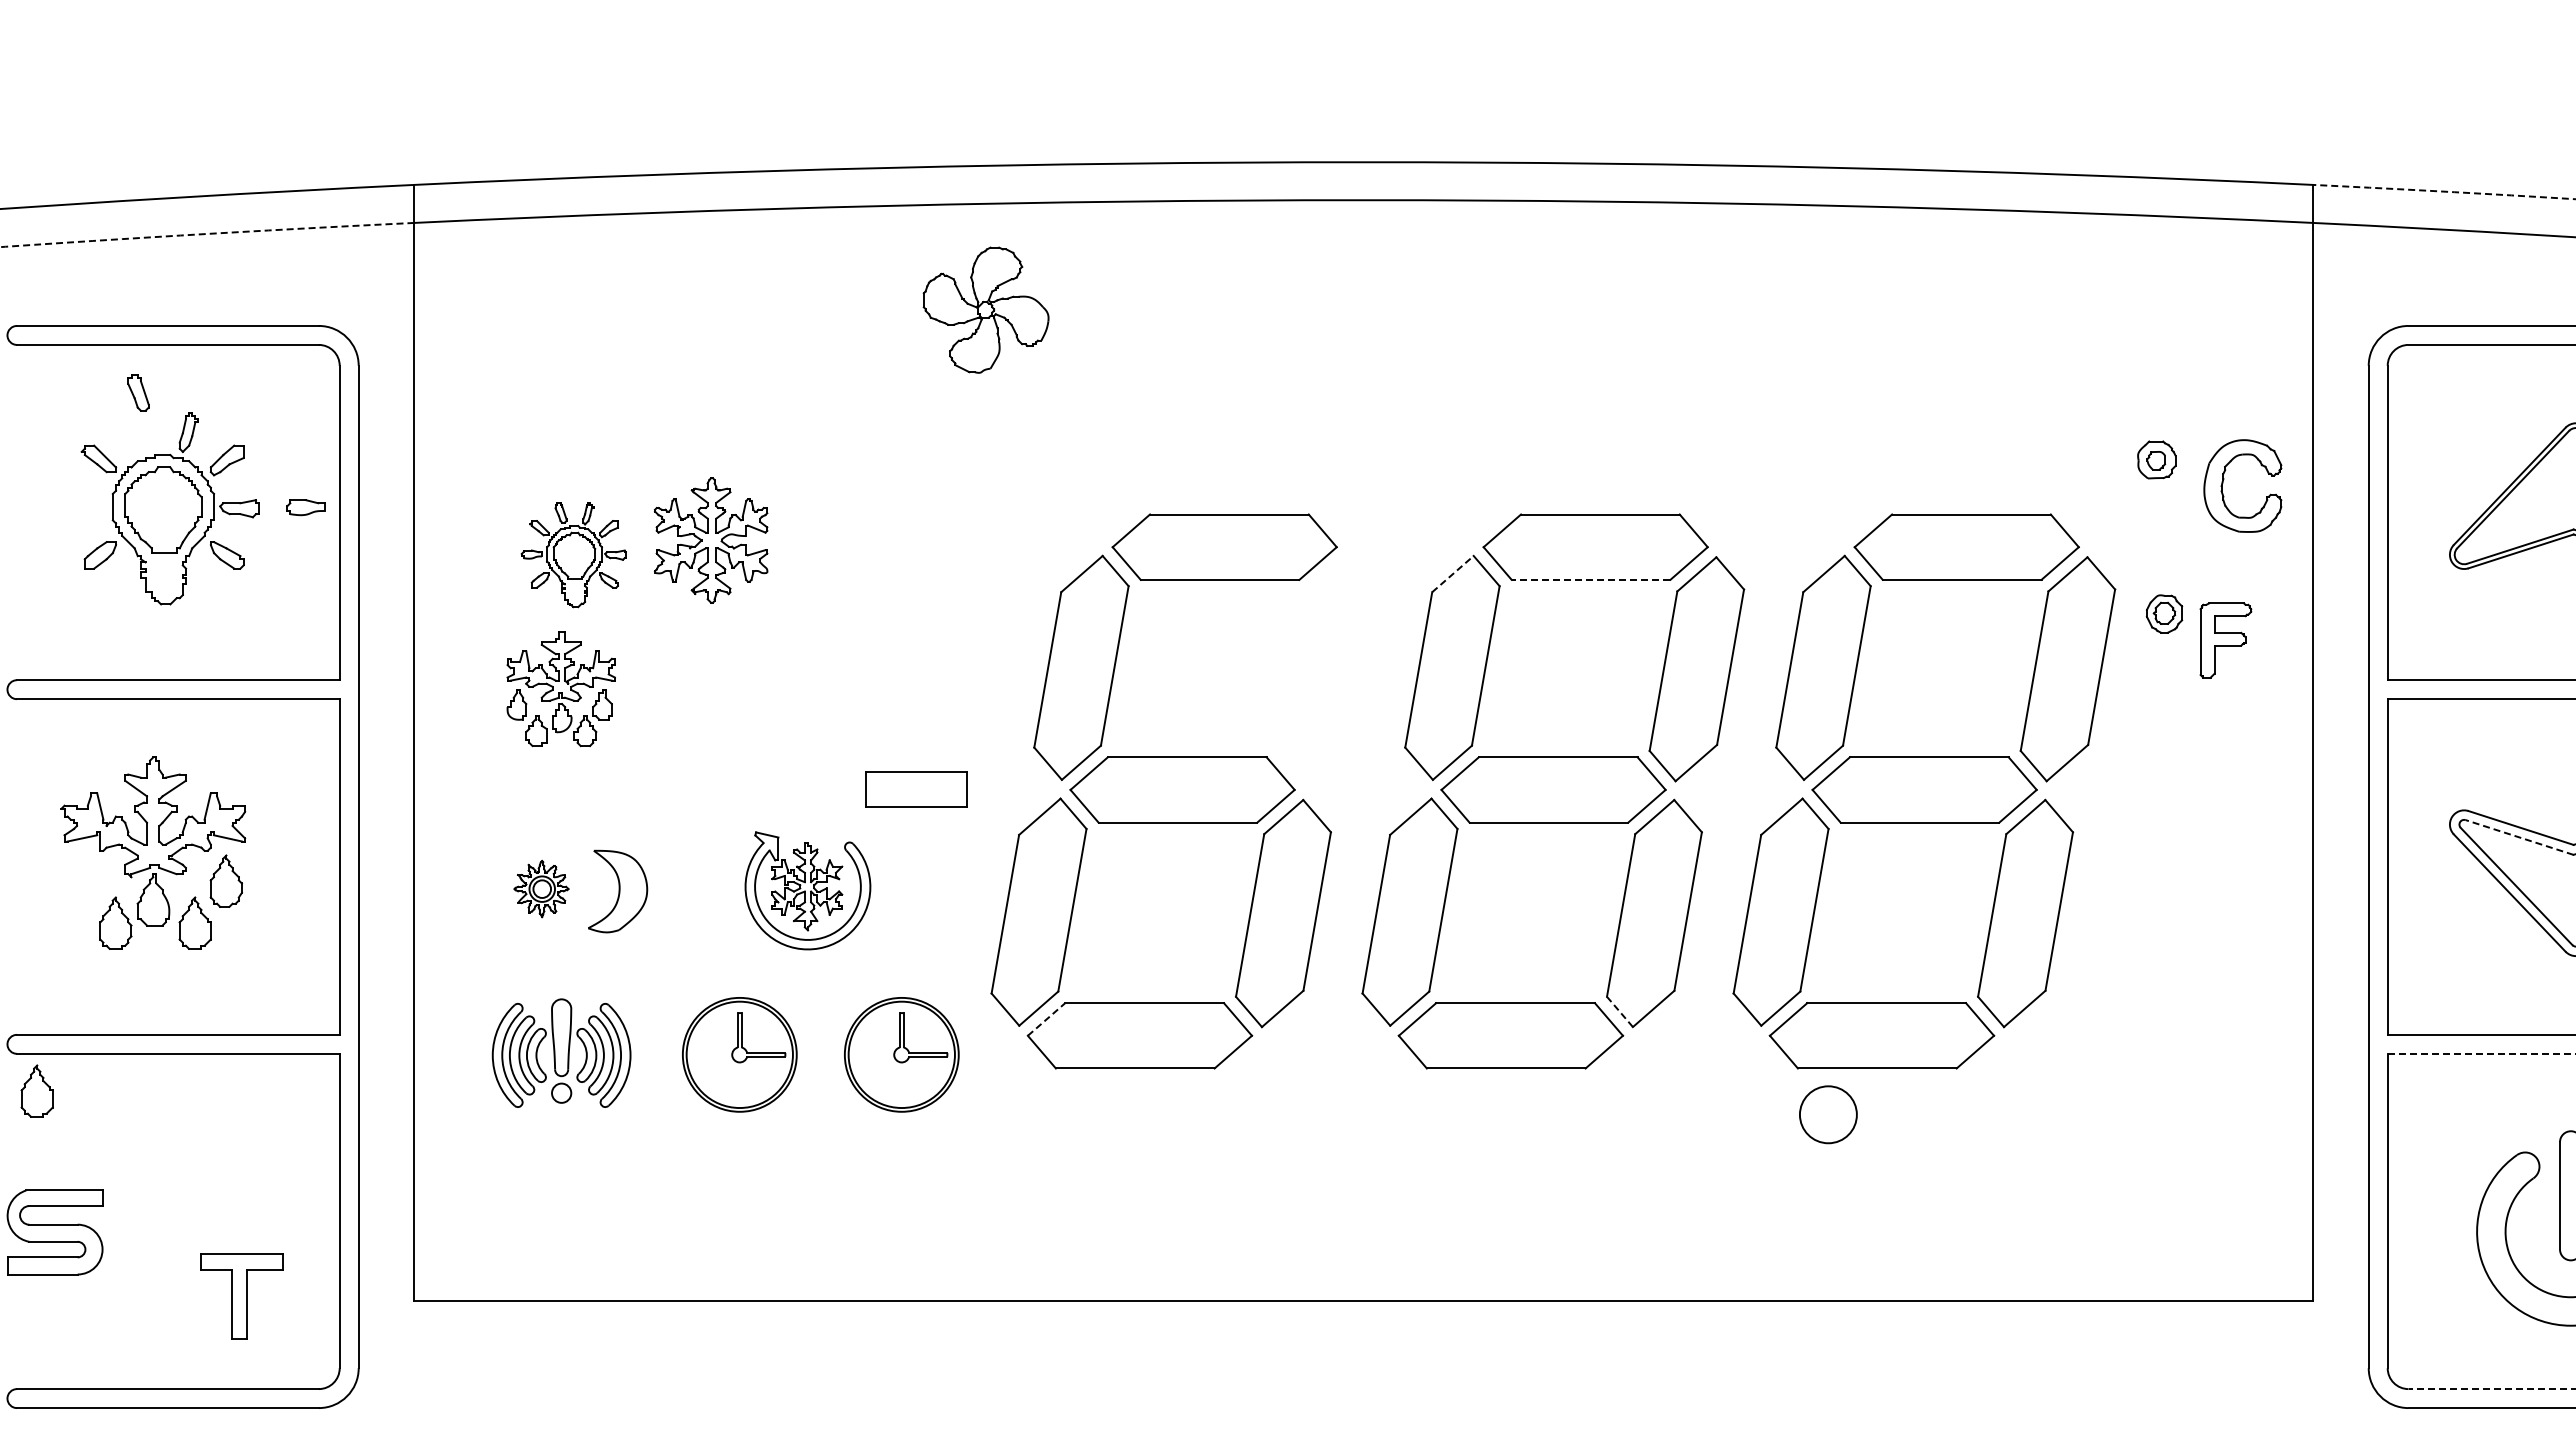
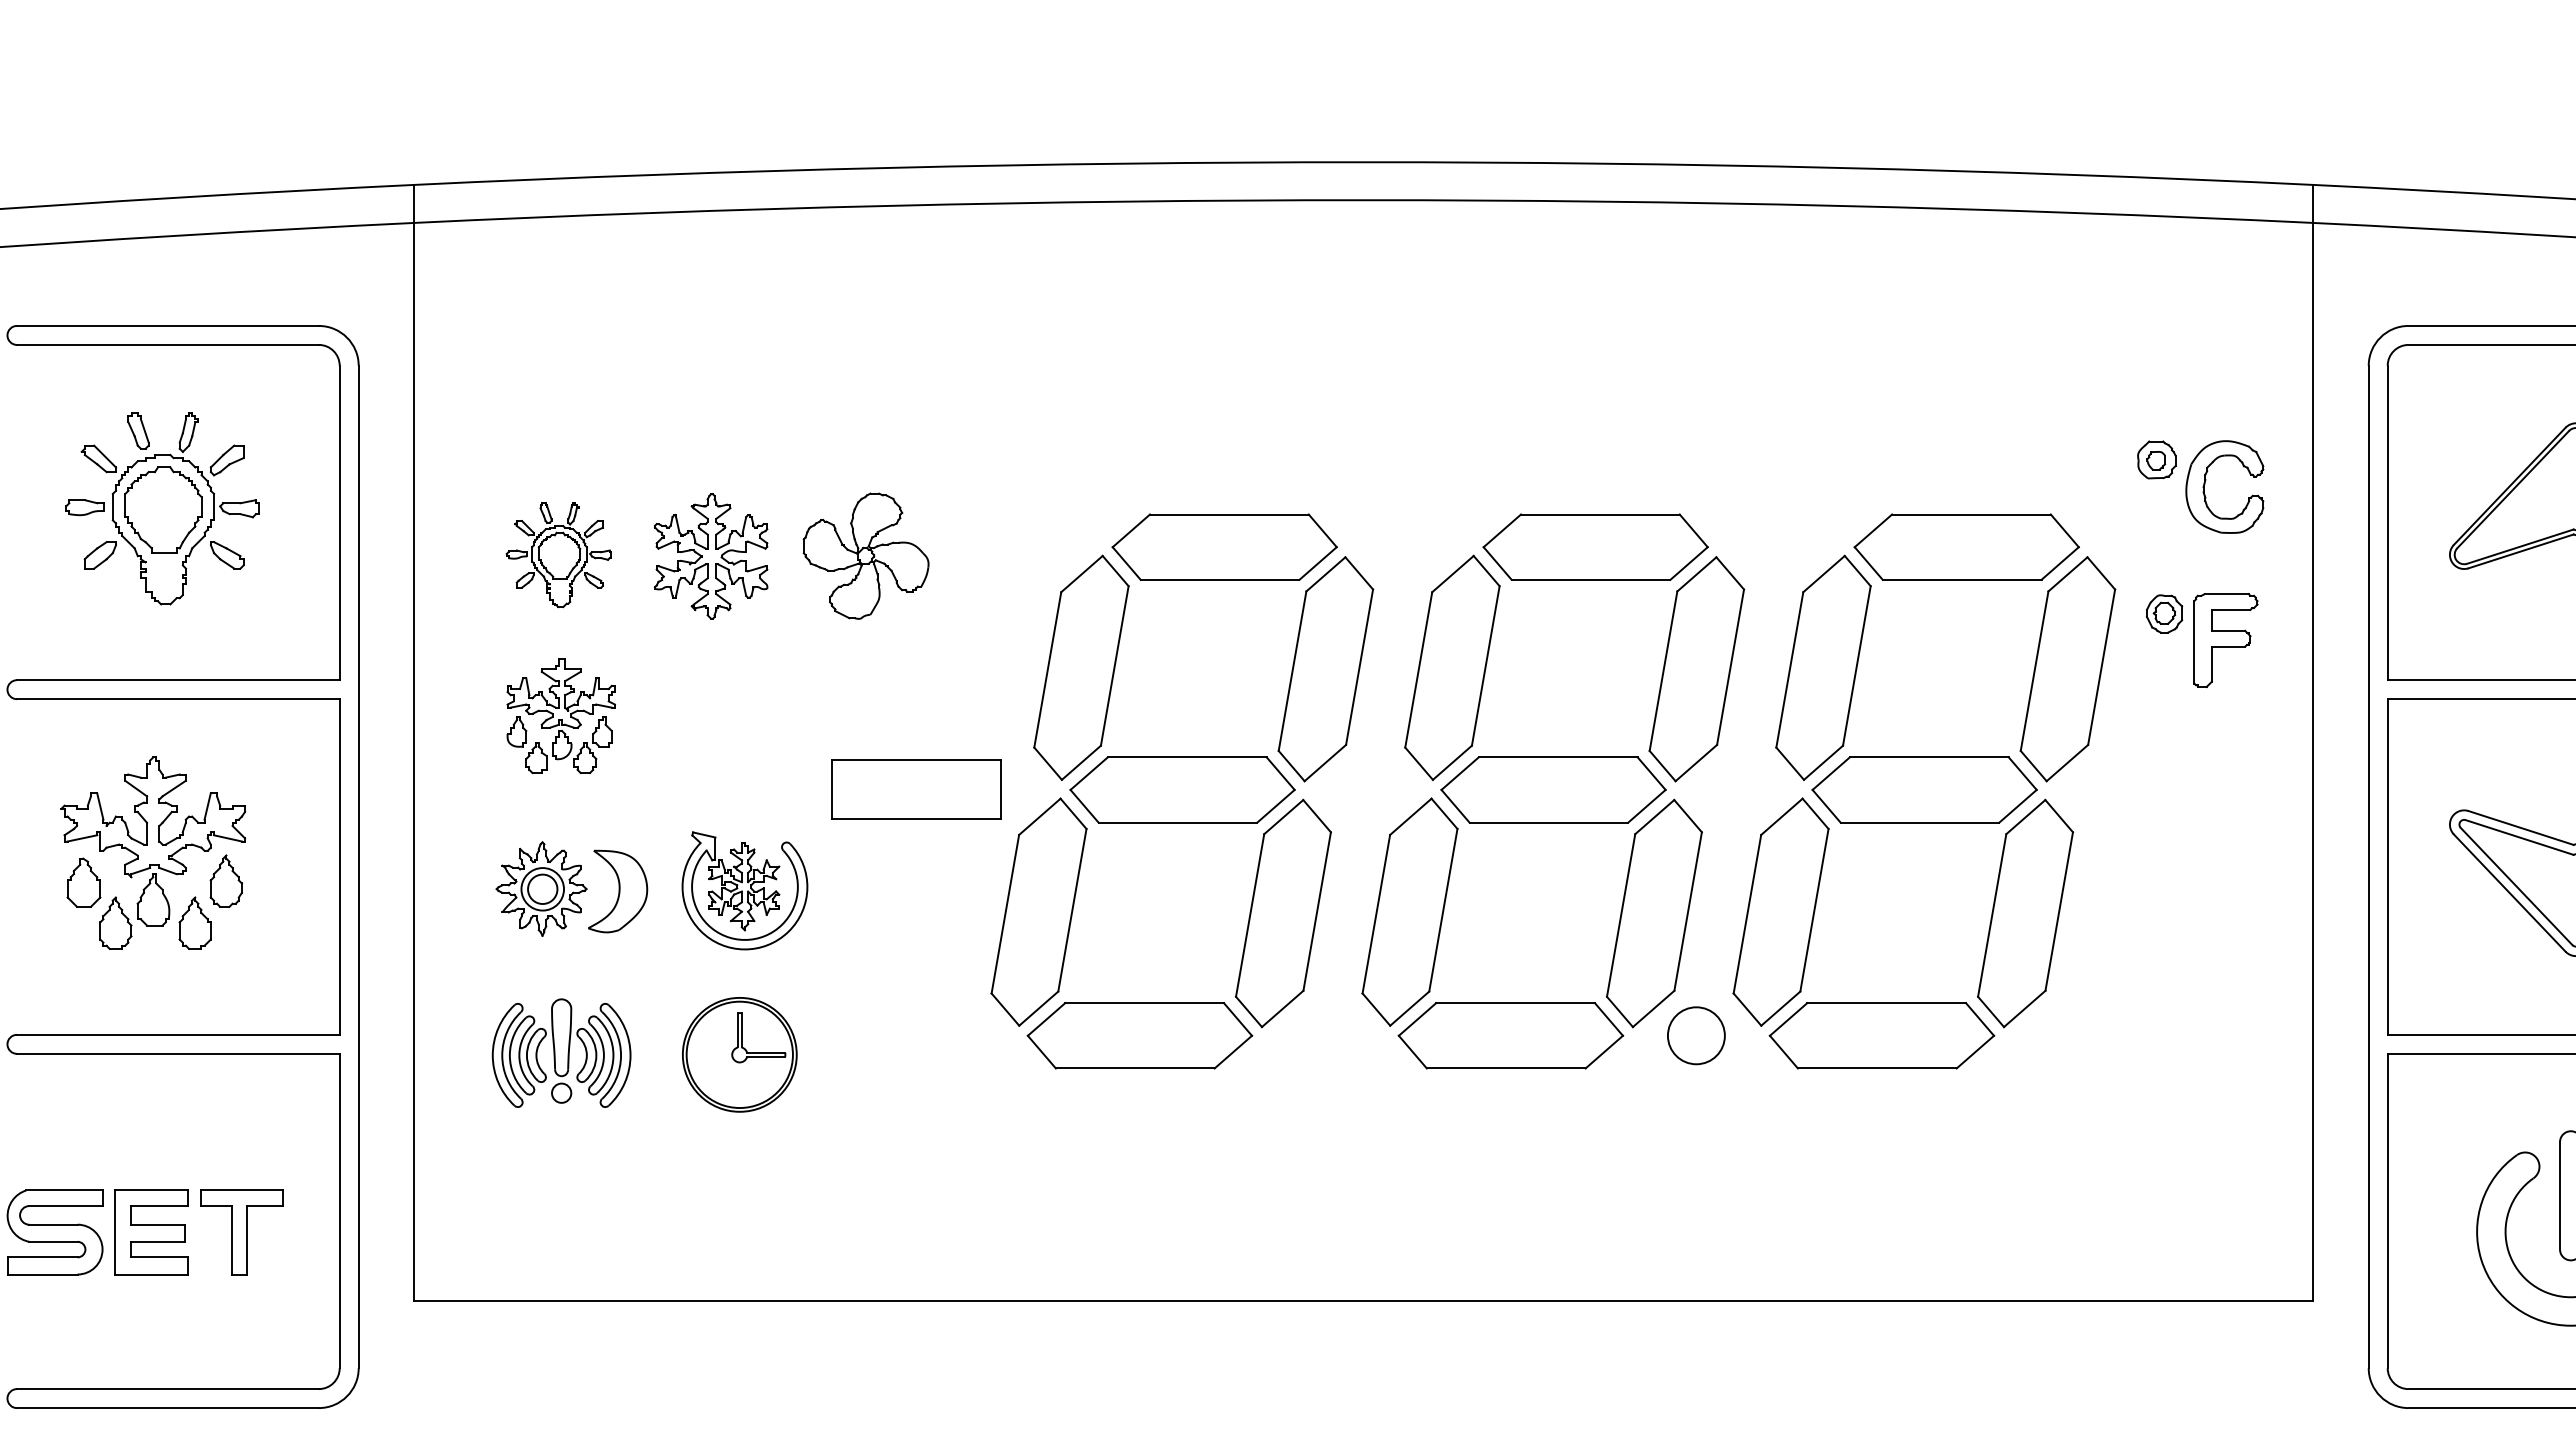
arc: dashed -> solid (2444, 191)
arc: dashed -> solid (206, 234)
part position: (985, 309) -> (865, 555) (865, 555)
part position: (138, 392) -> (138, 430) (138, 430)
part position: (2224, 479) -> (2206, 480) (2206, 480)
part position: (305, 507) -> (84, 507) (84, 507)
part position: (711, 540) -> (711, 556) (711, 556)
part position: (573, 555) -> (558, 555) (558, 555)
line: dashed -> solid (1452, 574)
line: dashed -> solid (1590, 579)
part size: 54x77 px -> 66x96 px (2225, 640)
part: none -> present (1325, 669)
part position: (560, 689) -> (560, 716) (560, 716)
part size: 103x37 px -> 171x61 px (916, 789)
line: dashed -> solid (2519, 837)
part: none -> present (83, 882)
part size: 57x60 px -> 93x96 px (541, 888)
part position: (807, 890) -> (744, 890) (744, 890)
line: dashed -> solid (1619, 1011)
line: dashed -> solid (1046, 1019)
line: dashed -> solid (2481, 1053)
part: present -> none (901, 1054)
part: present -> none (36, 1090)
circle position: (1828, 1114) -> (1696, 1035) (1696, 1035)
part: none -> present (151, 1232)
part position: (241, 1296) -> (241, 1232) (241, 1232)
line: dashed -> solid (2491, 1389)
